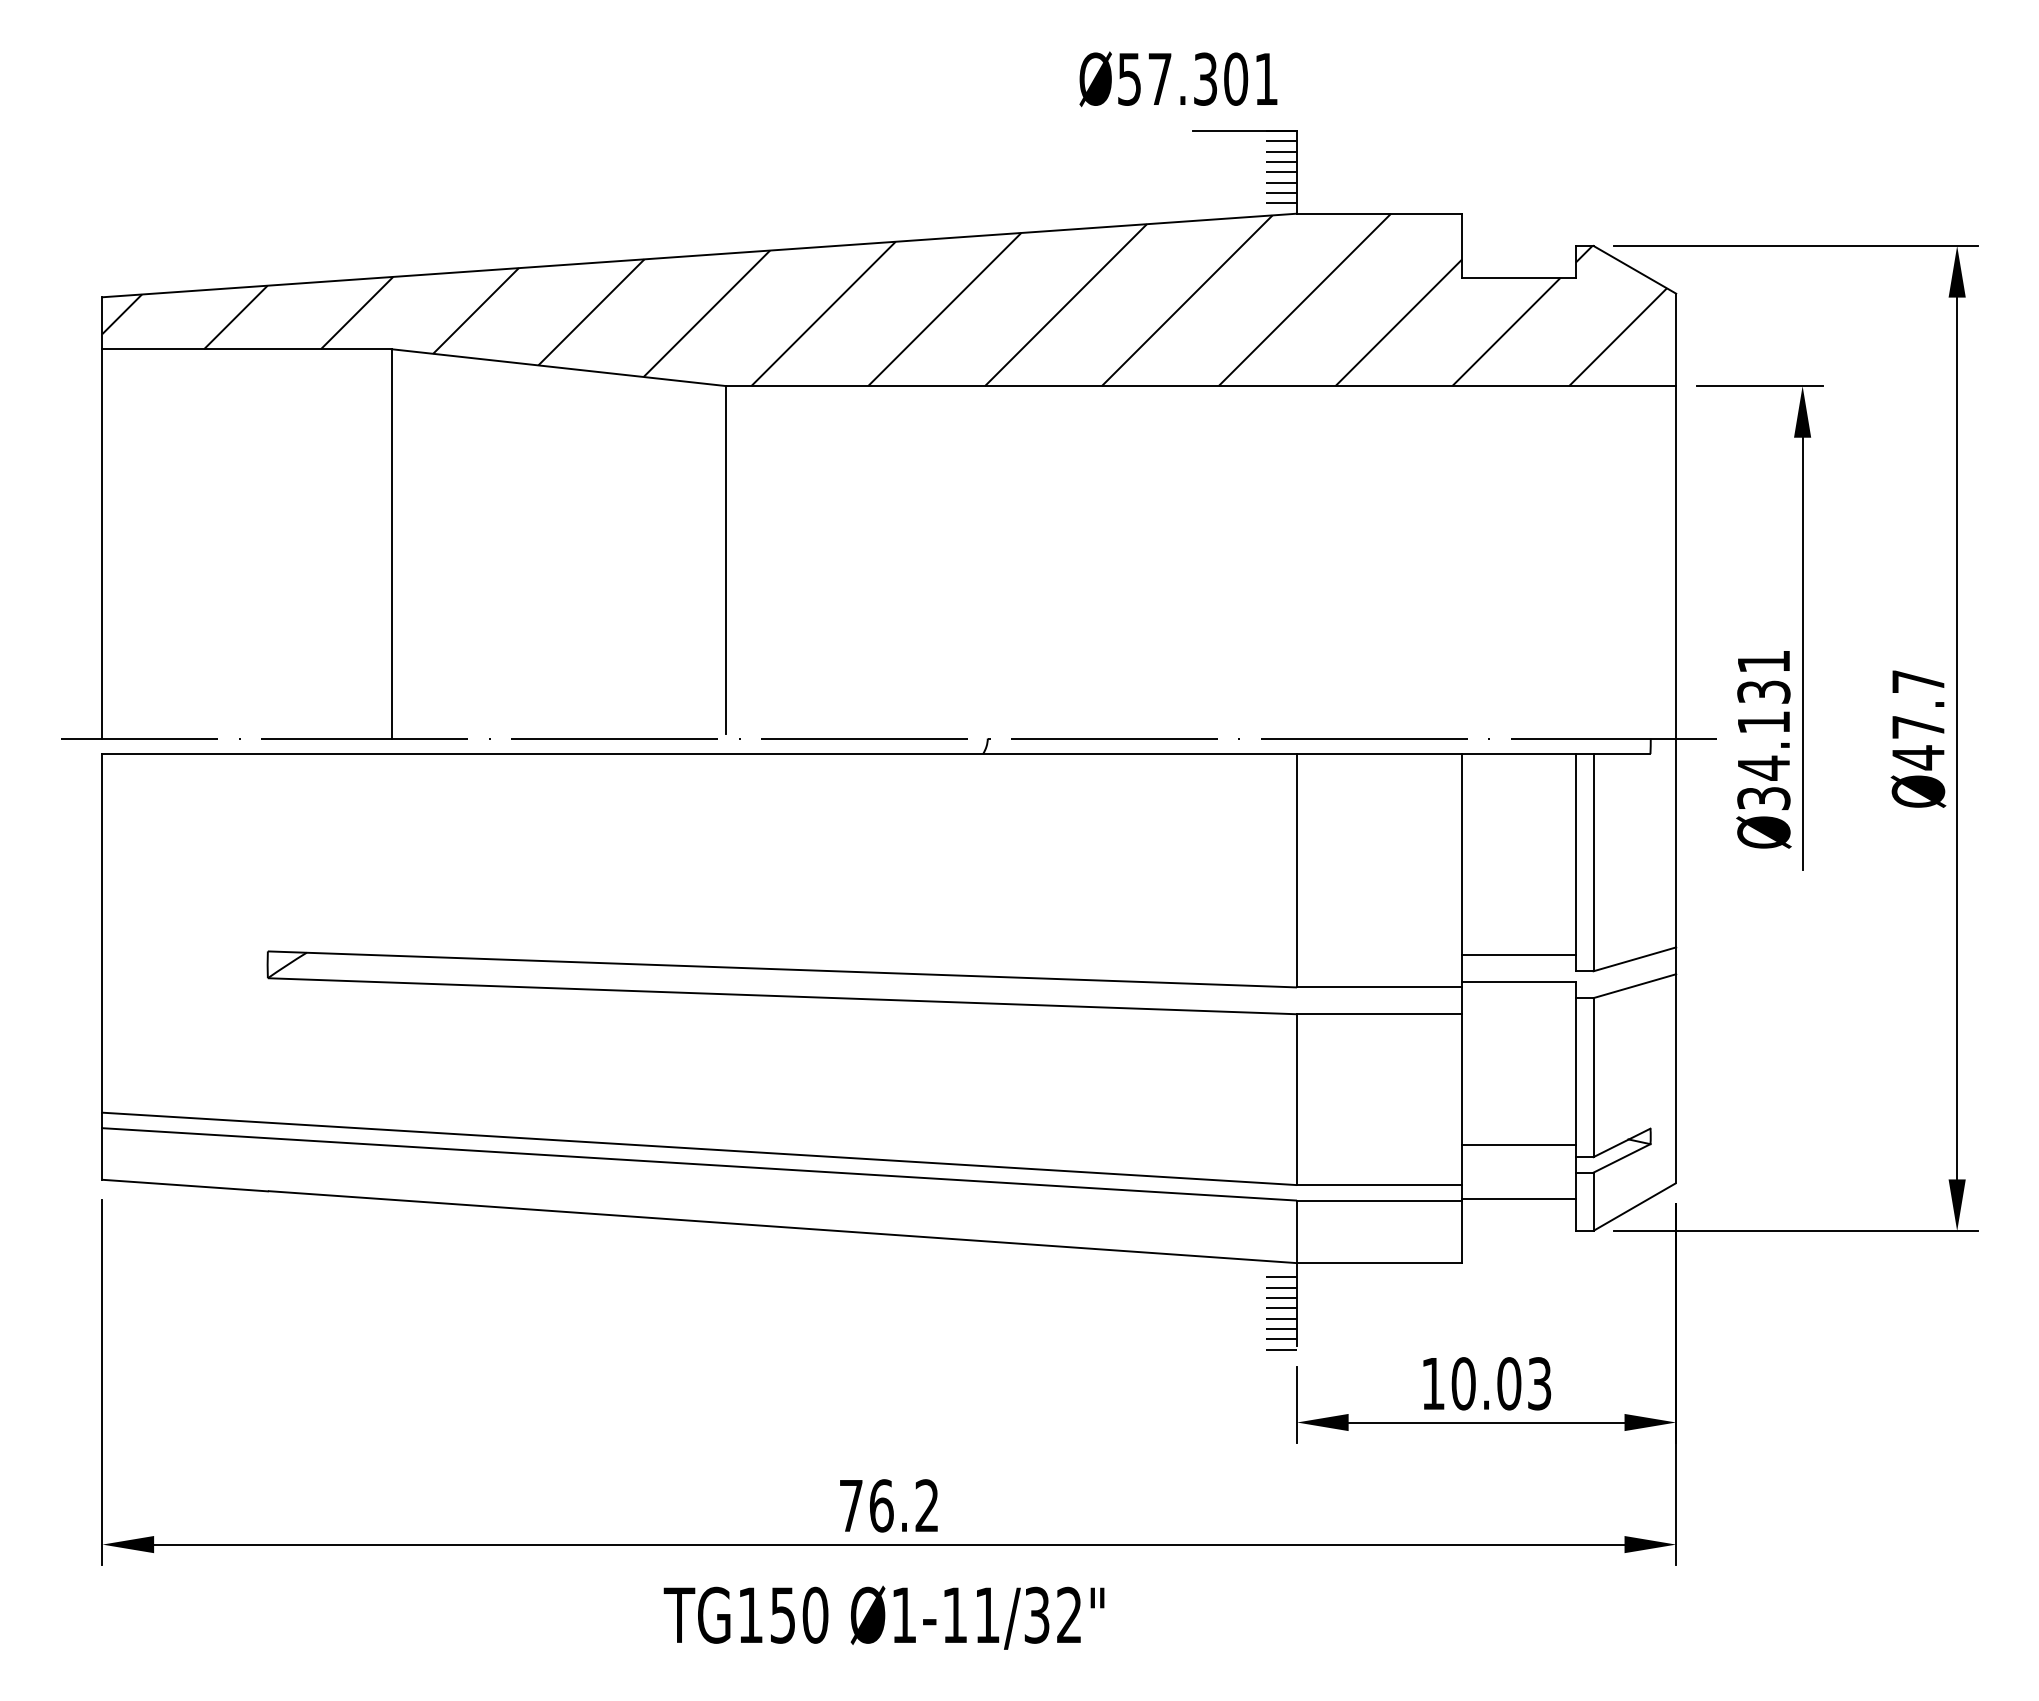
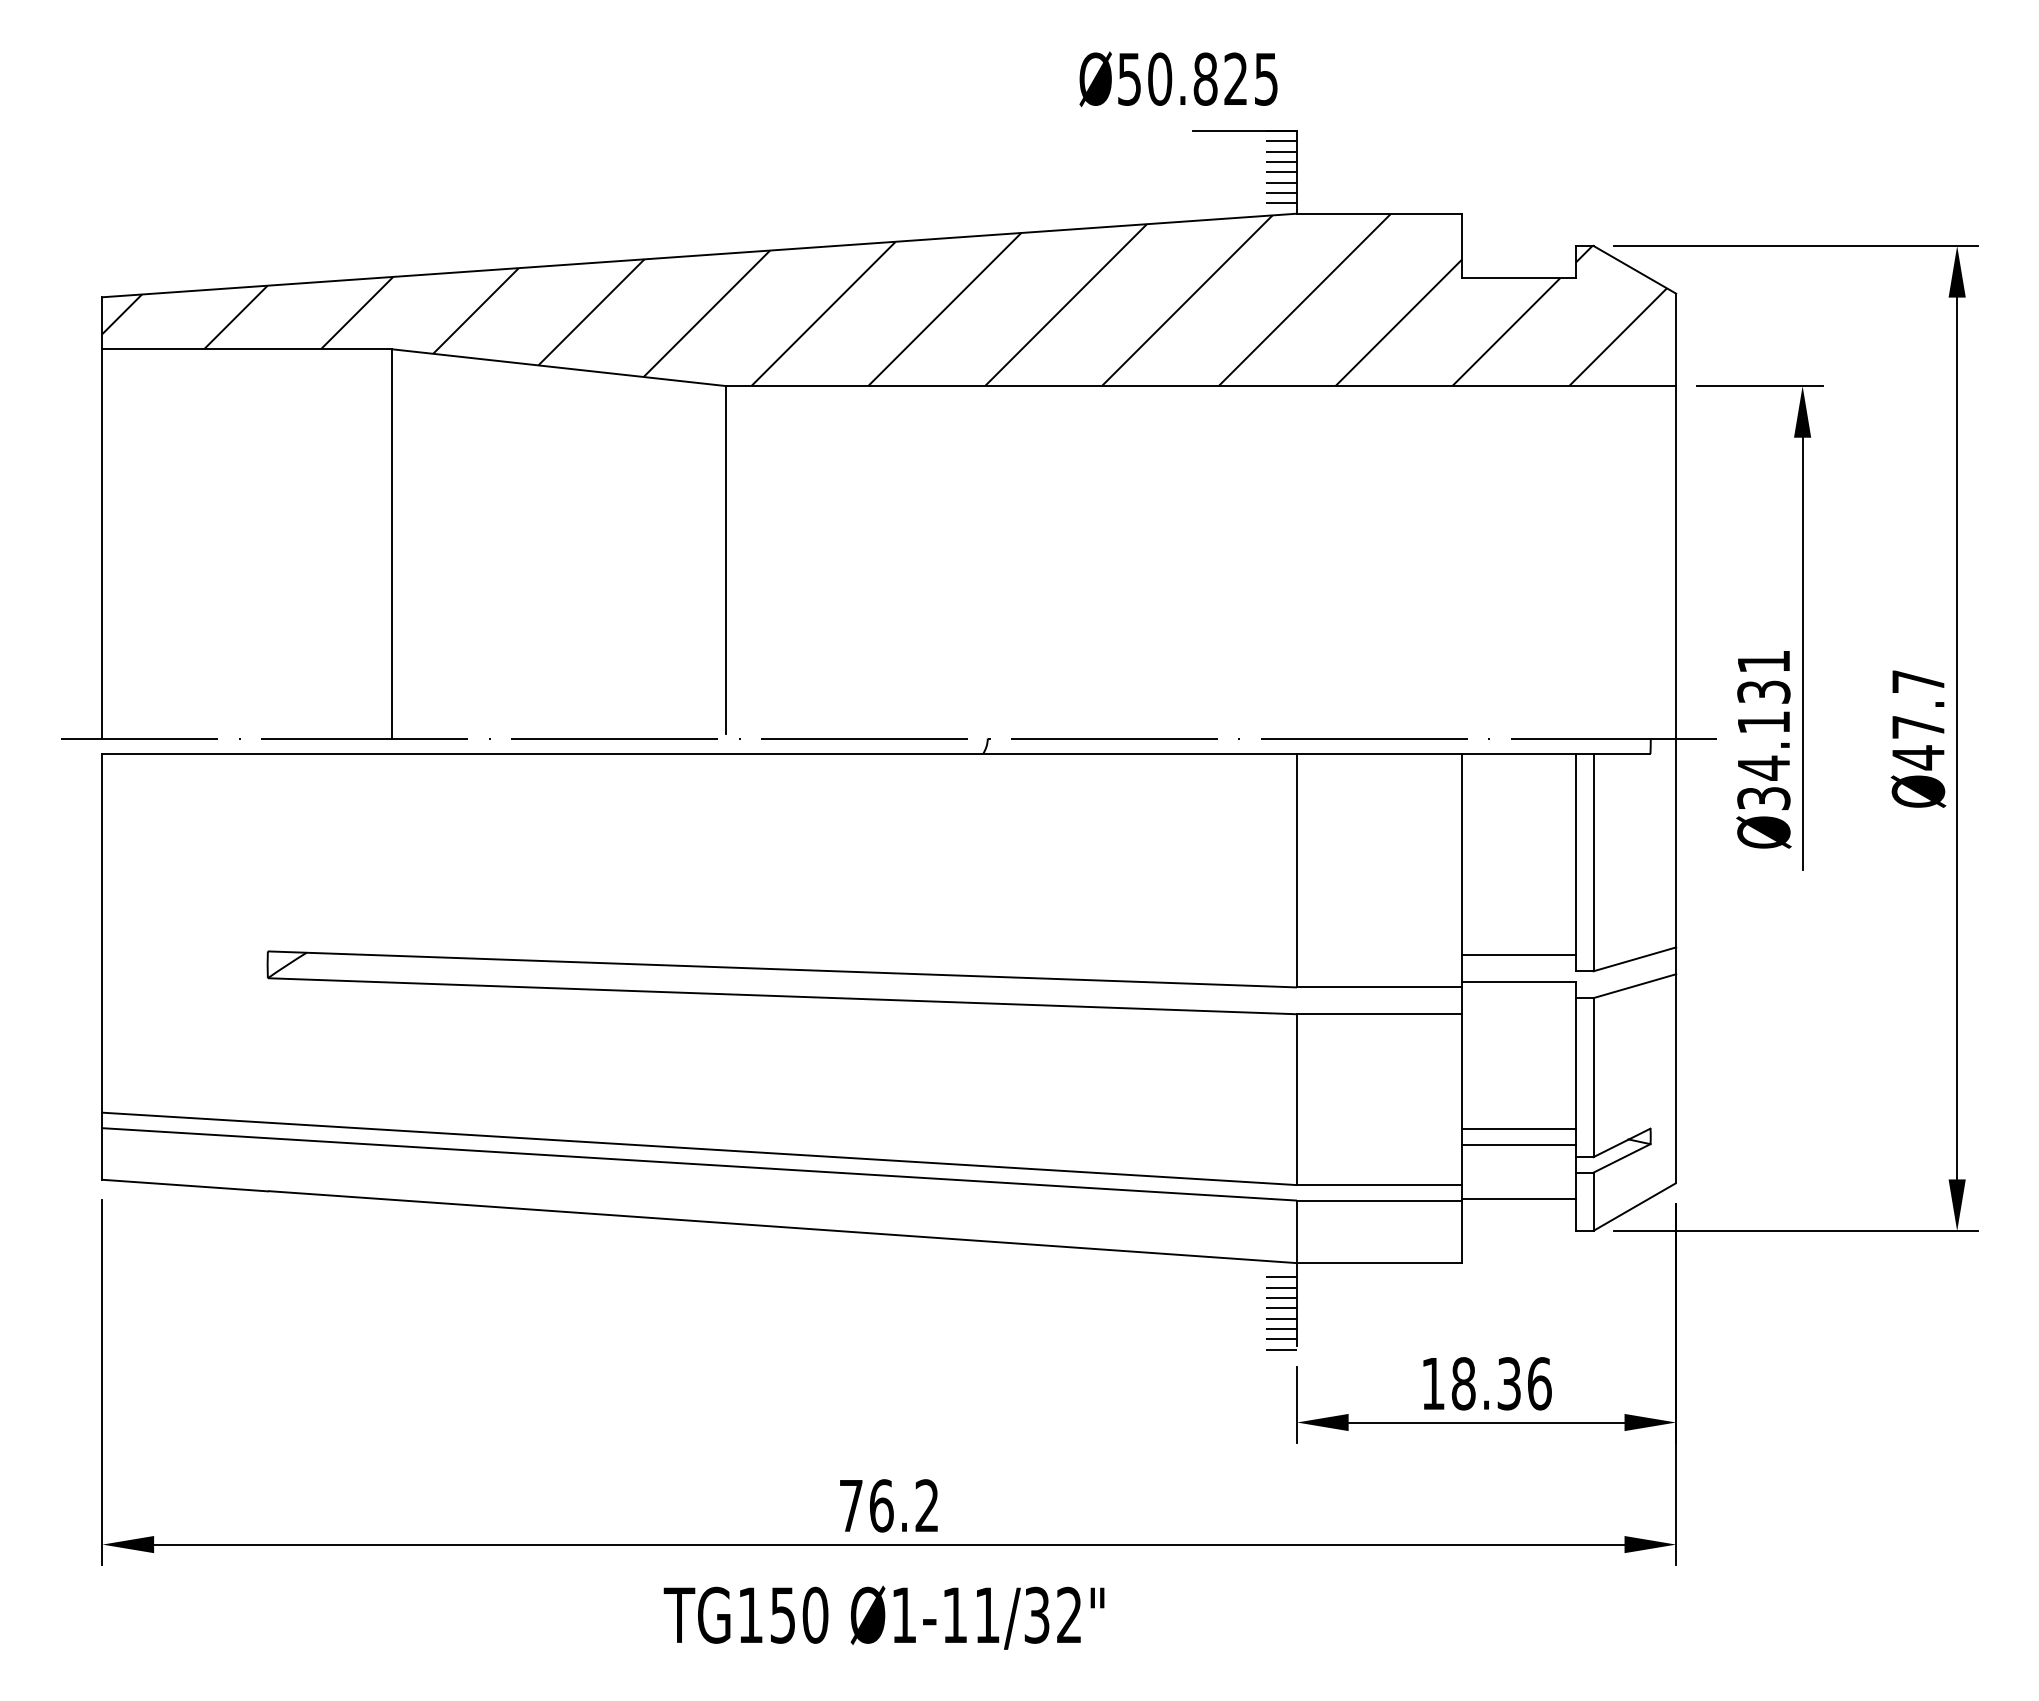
text: Ø57.301 -> Ø50.825 (1212, 78)
line: none -> present (1518, 1129)
text: 10.03 -> 18.36 (1501, 1383)
